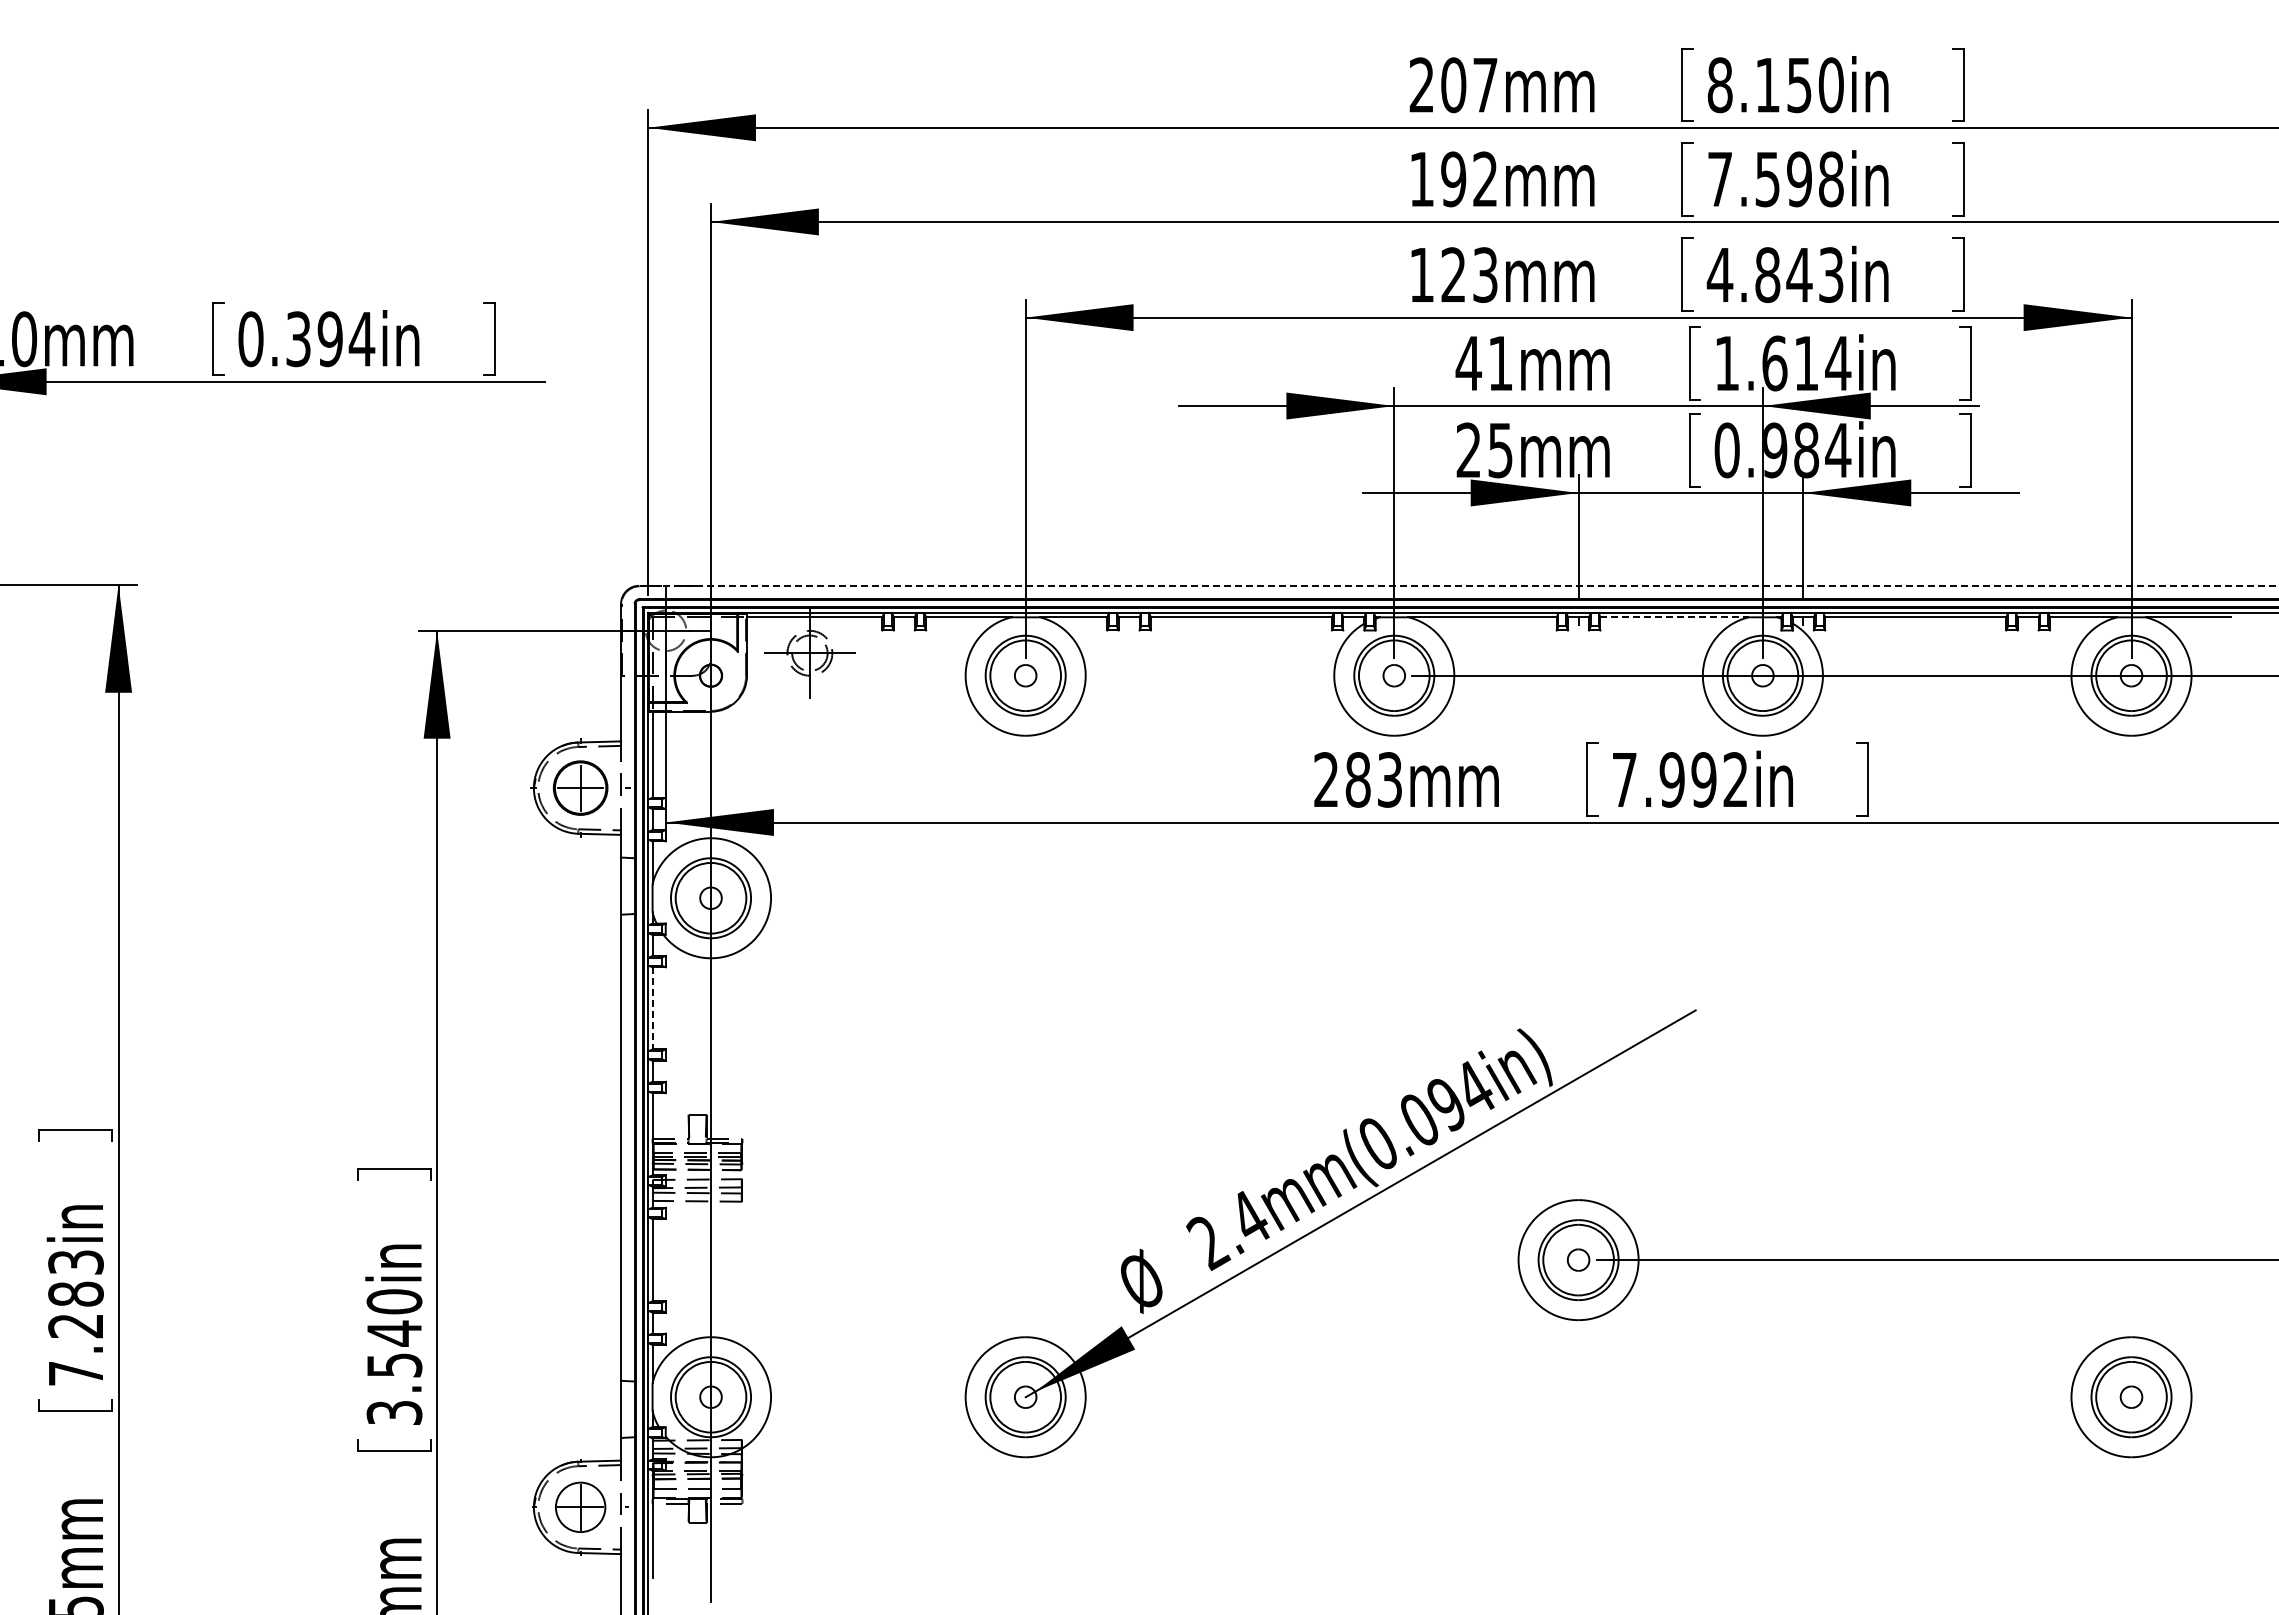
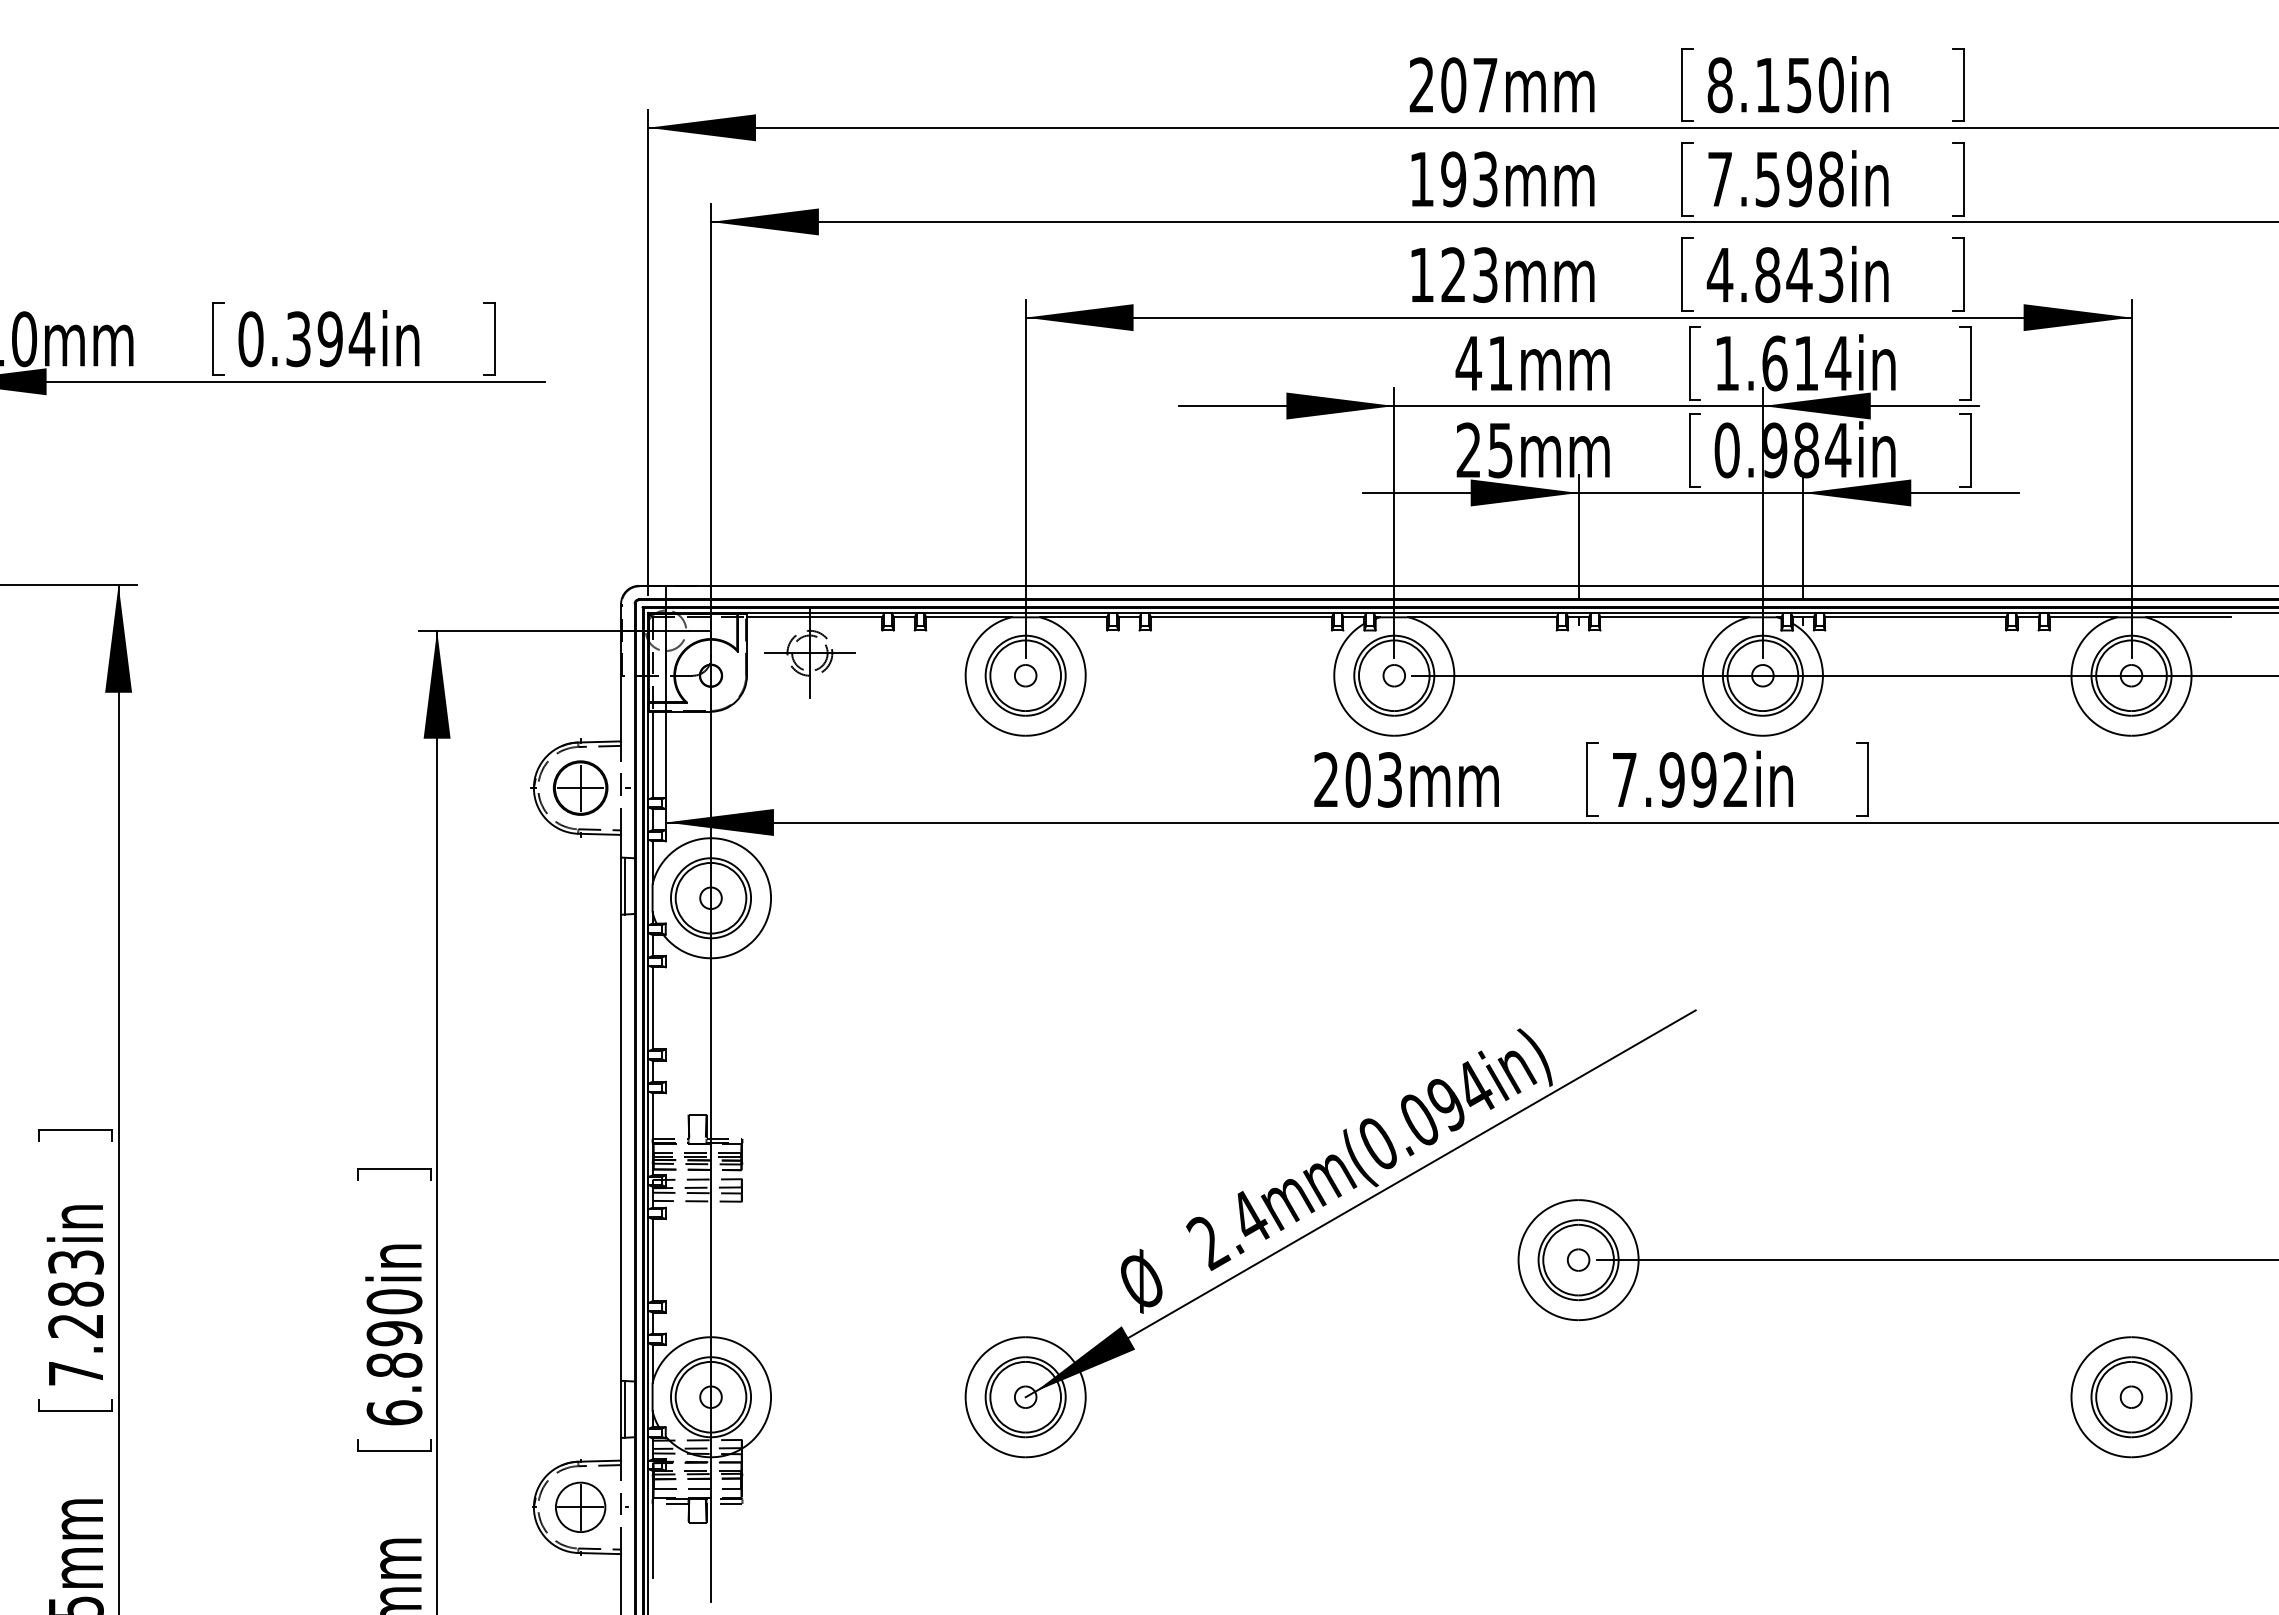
text: 192mm -> 193mm (1485, 179)
line: dashed -> solid (1458, 585)
line: dashed -> solid (1675, 617)
text: 283mm -> 203mm (1357, 779)
line: none -> present (624, 885)
line: dashed -> solid (652, 1008)
text: 3.540in -> 6.890in (394, 1372)
line: none -> present (624, 1408)
